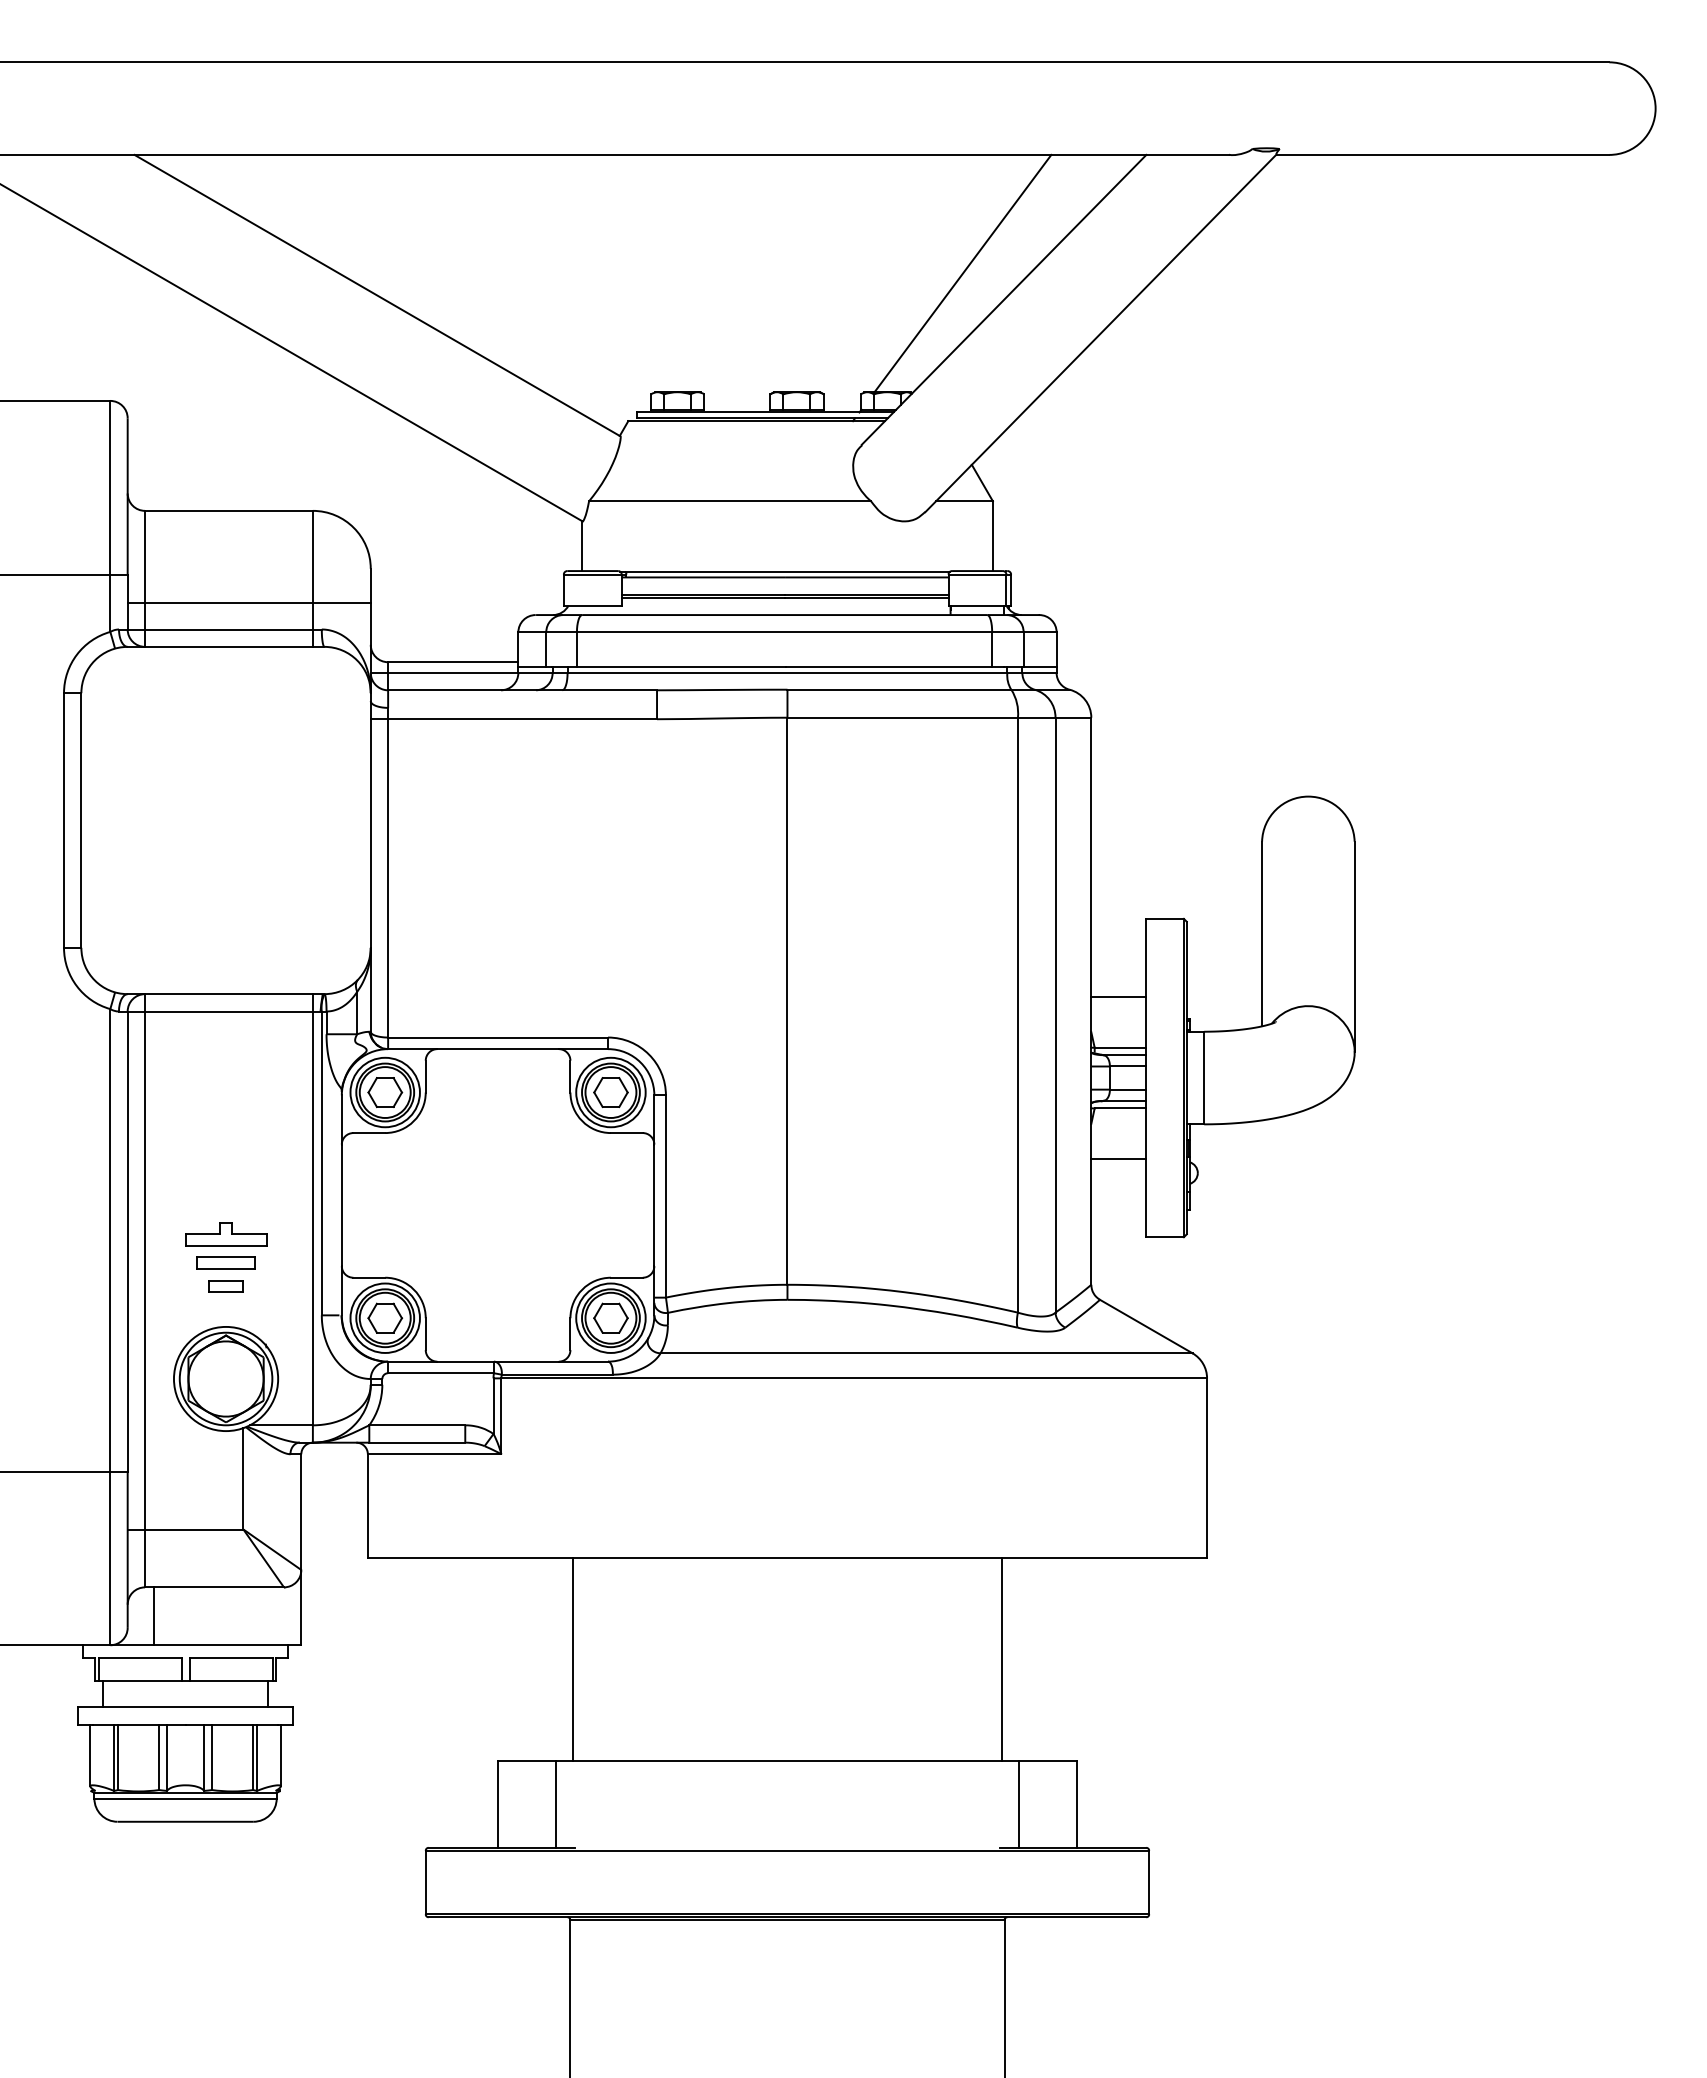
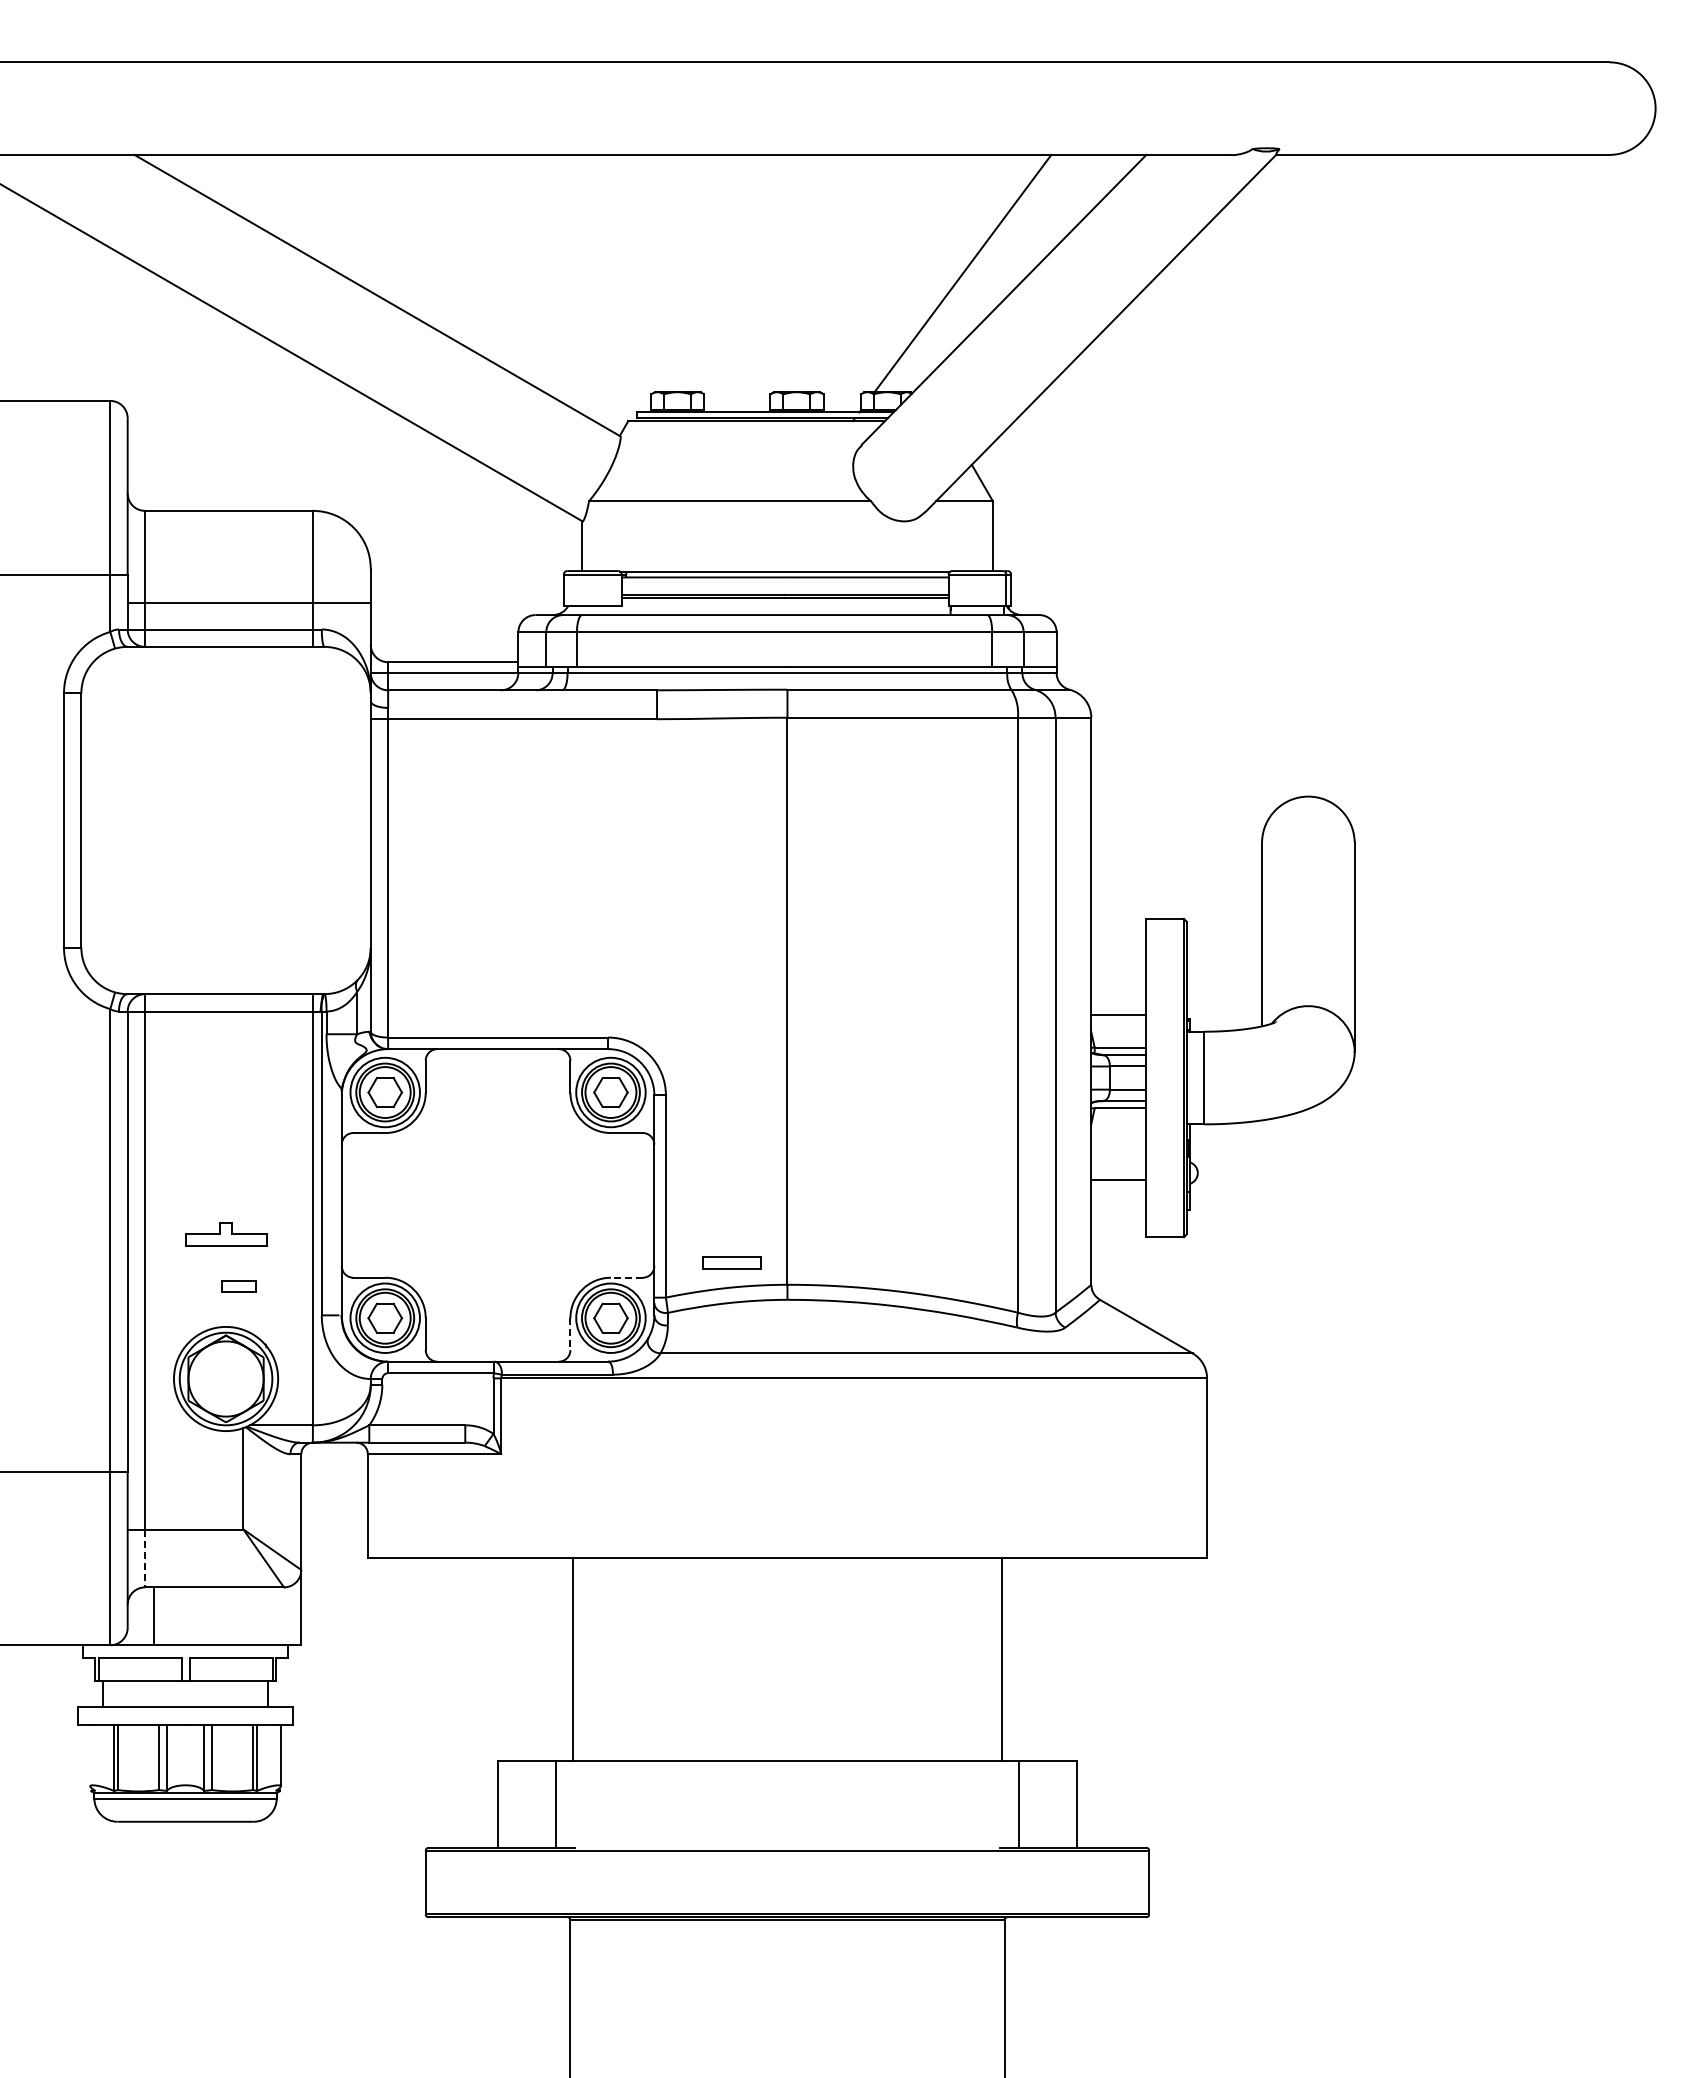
line position: (1118, 997) -> (1118, 1015) (1118, 1015)
line position: (1118, 1159) -> (1118, 1180) (1118, 1180)
part position: (225, 1262) -> (731, 1262) (731, 1262)
line: solid -> dashed (626, 1277)
part position: (225, 1286) -> (238, 1286) (238, 1286)
line: solid -> dashed (570, 1334)
line: solid -> dashed (145, 1558)
line: present -> none (90, 1755)
